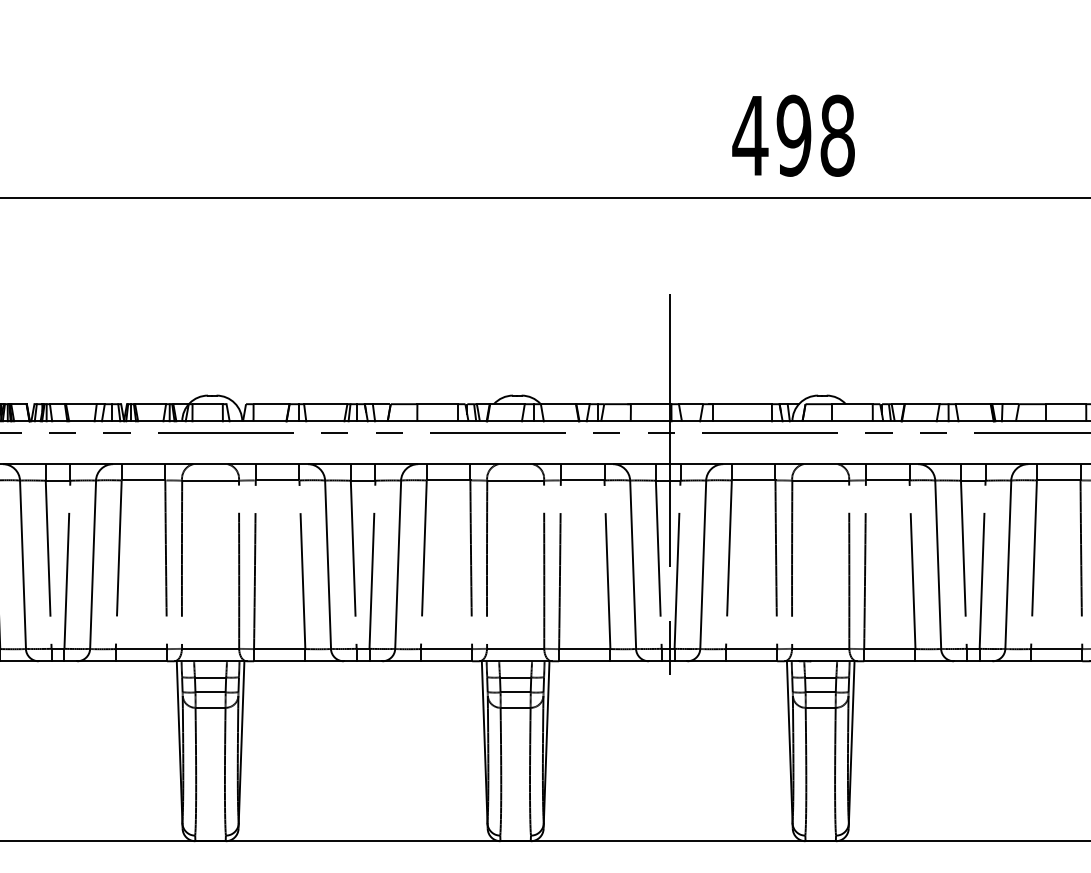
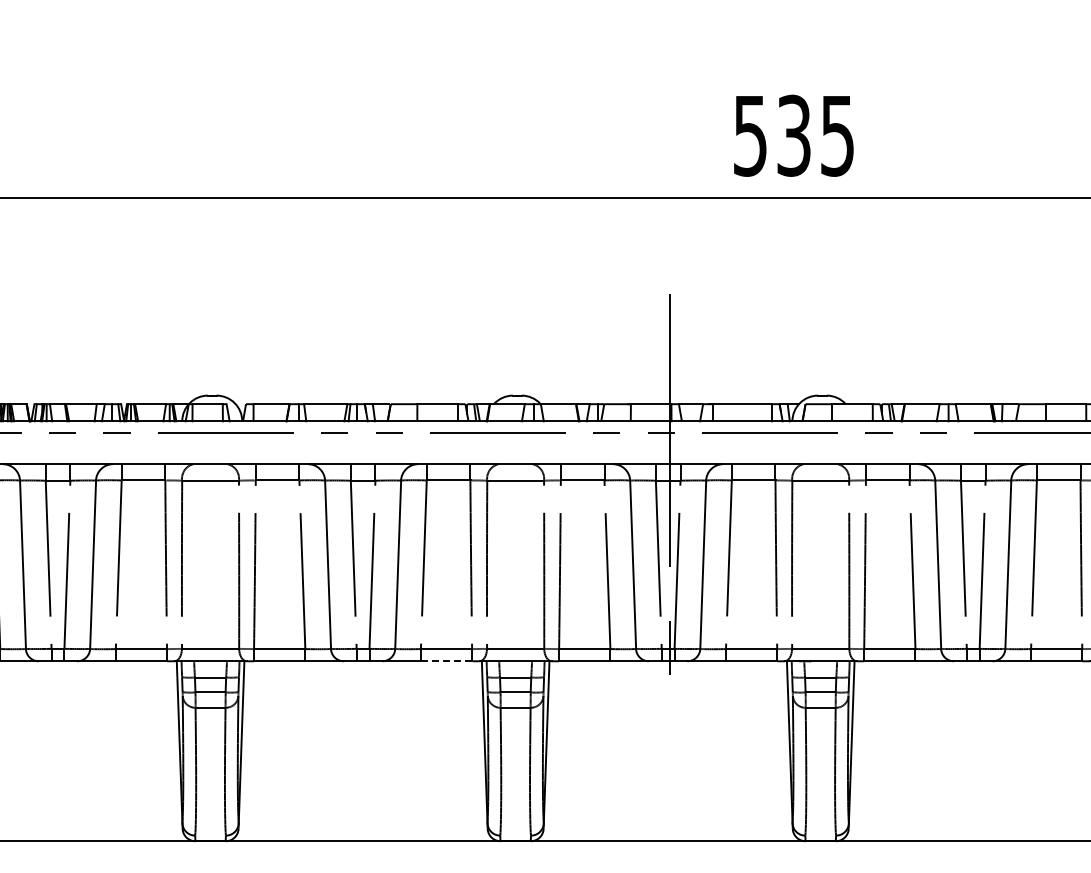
text: 498 -> 535 (793, 135)
line: solid -> dashed (446, 661)
